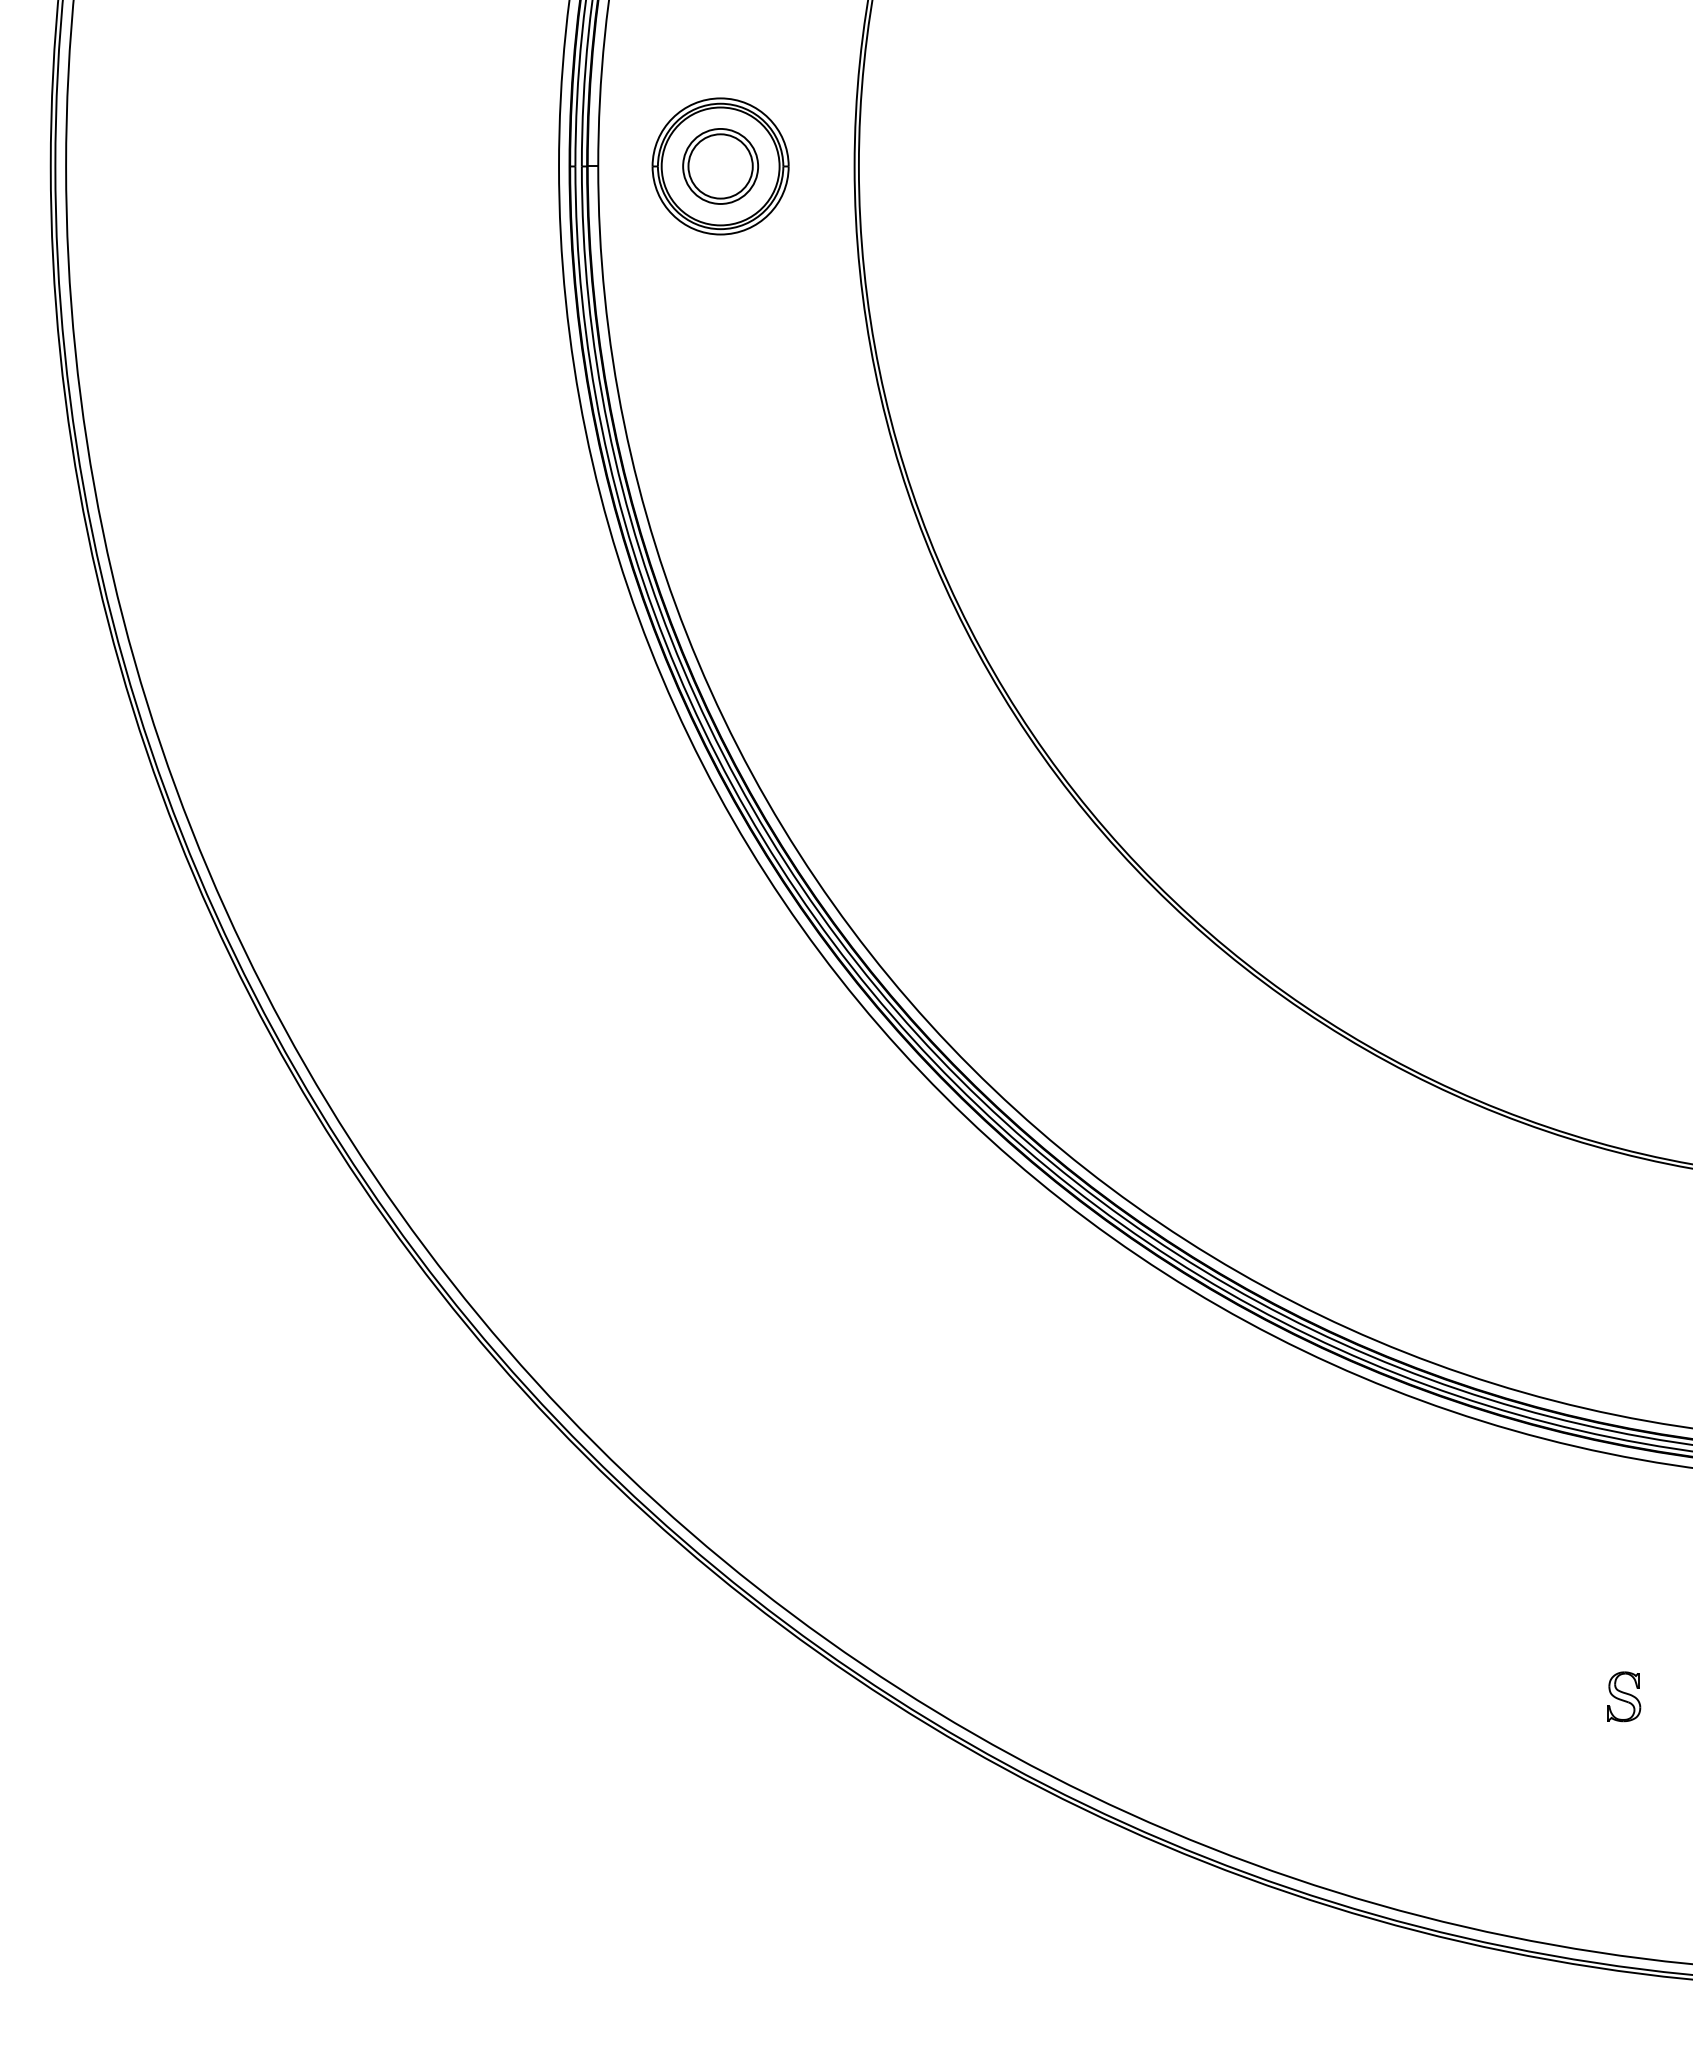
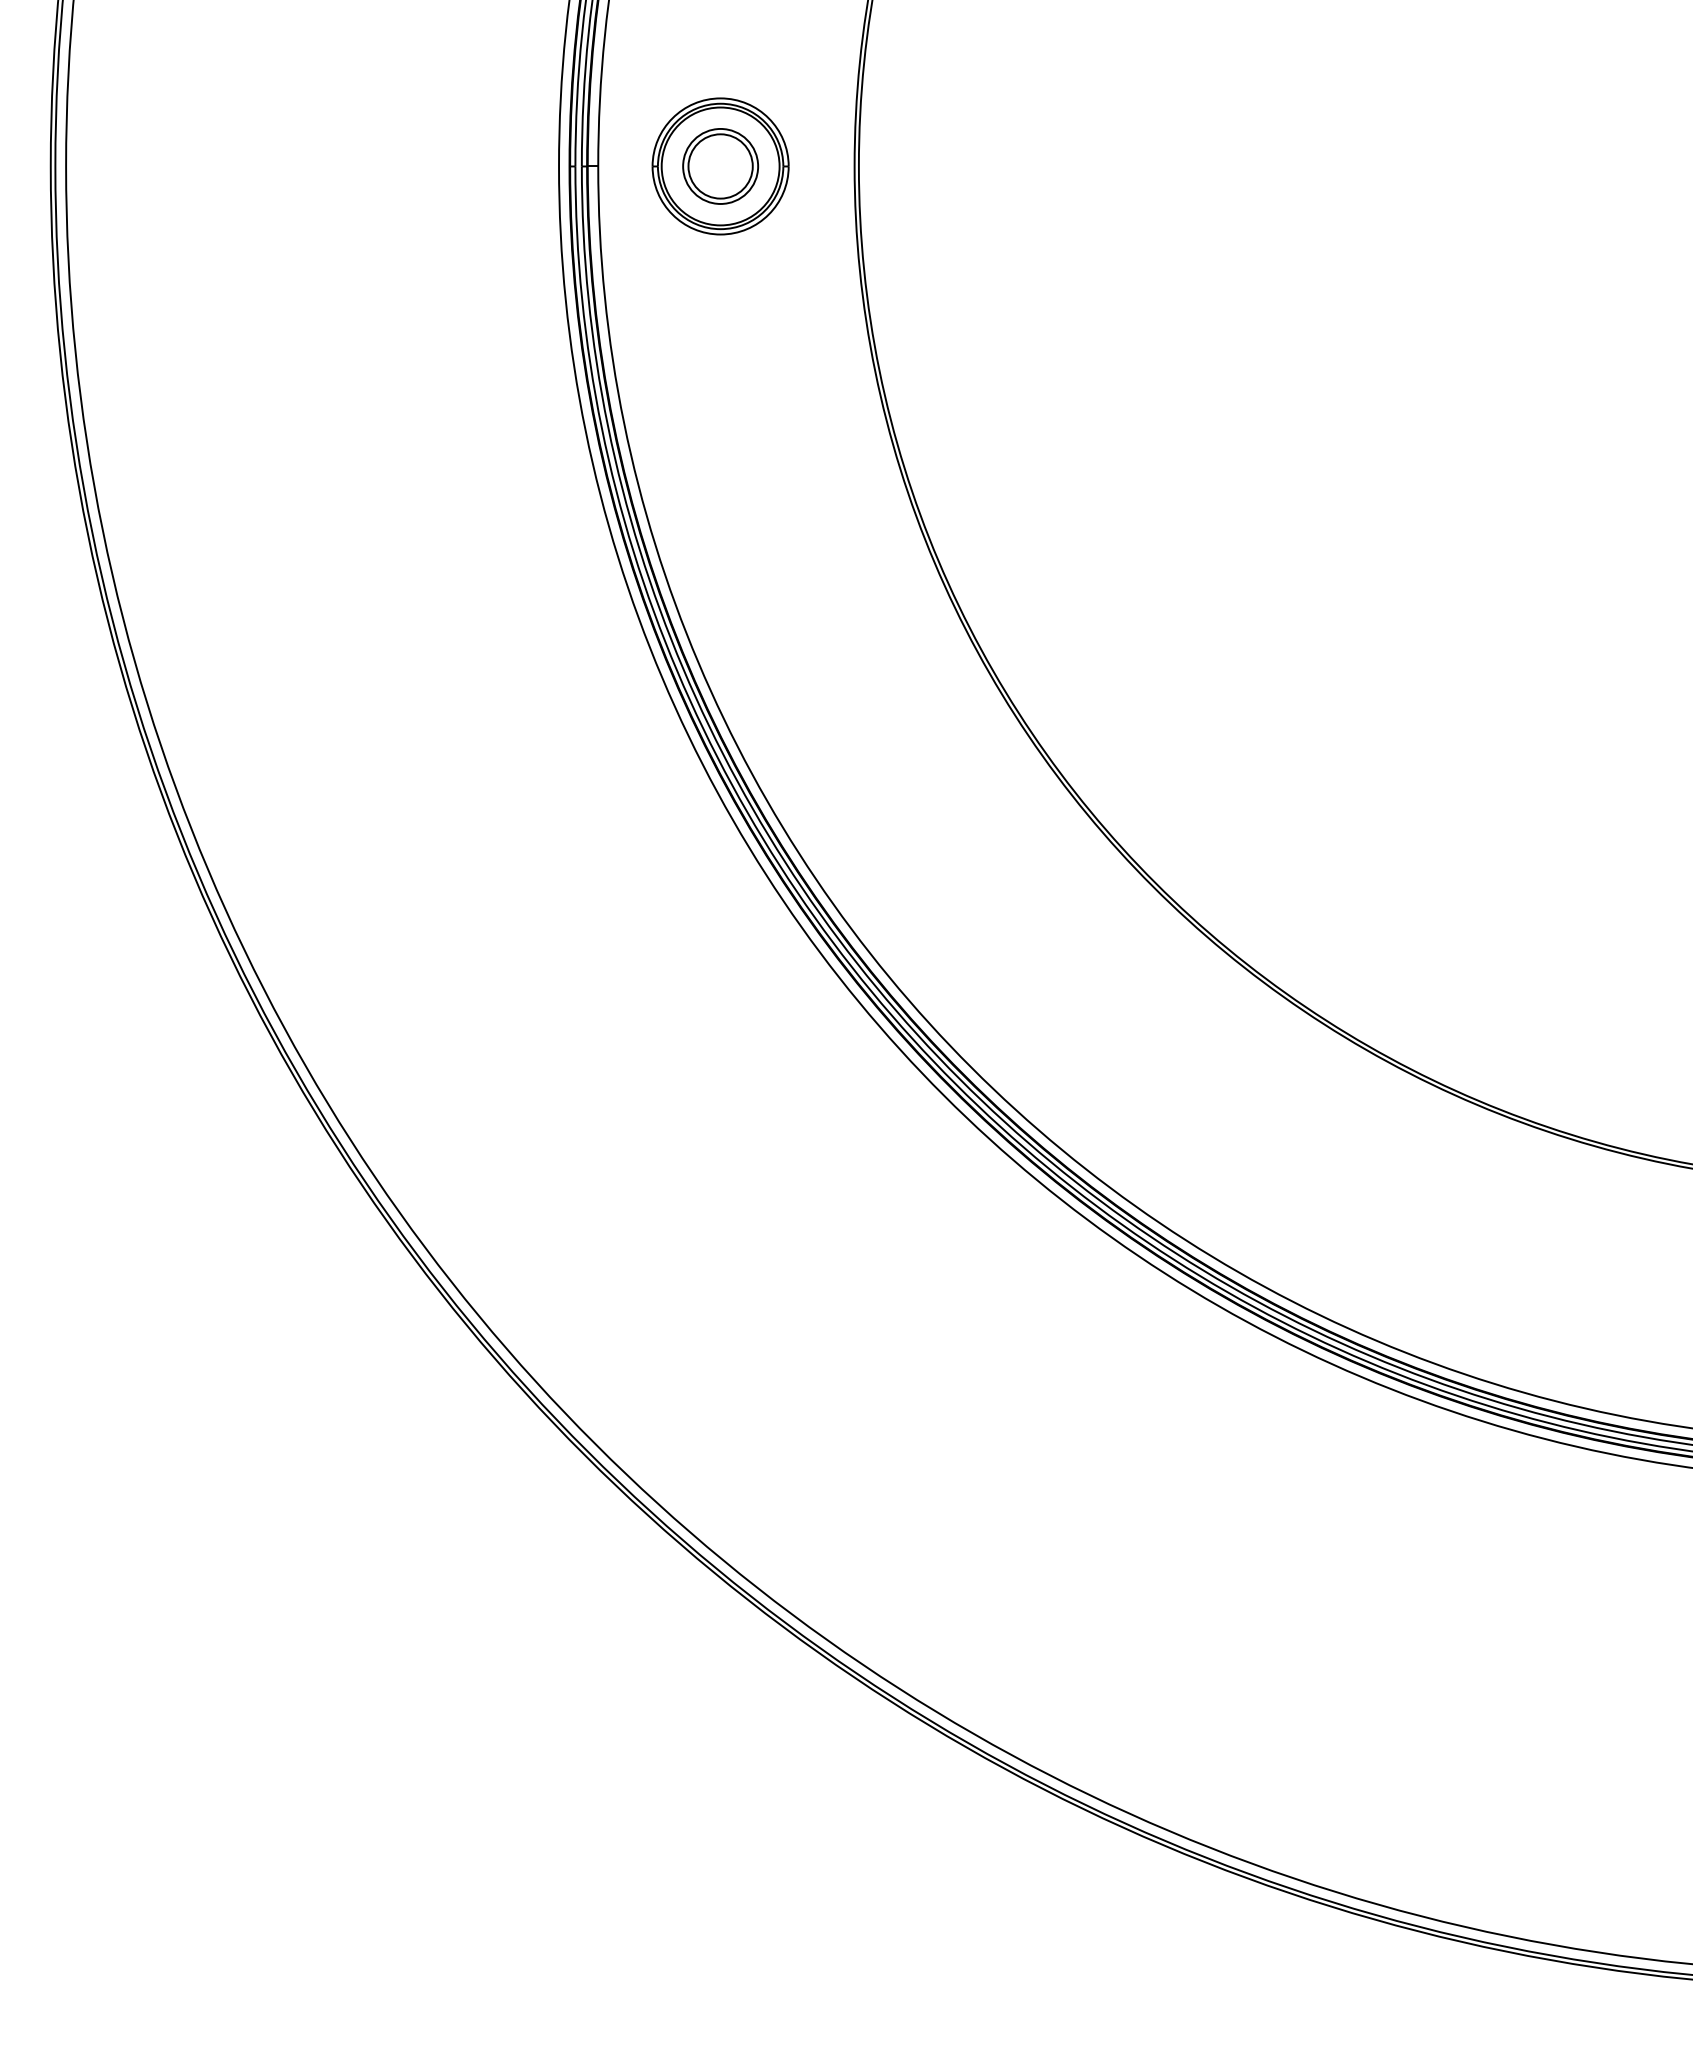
part: present -> none (1624, 1696)
